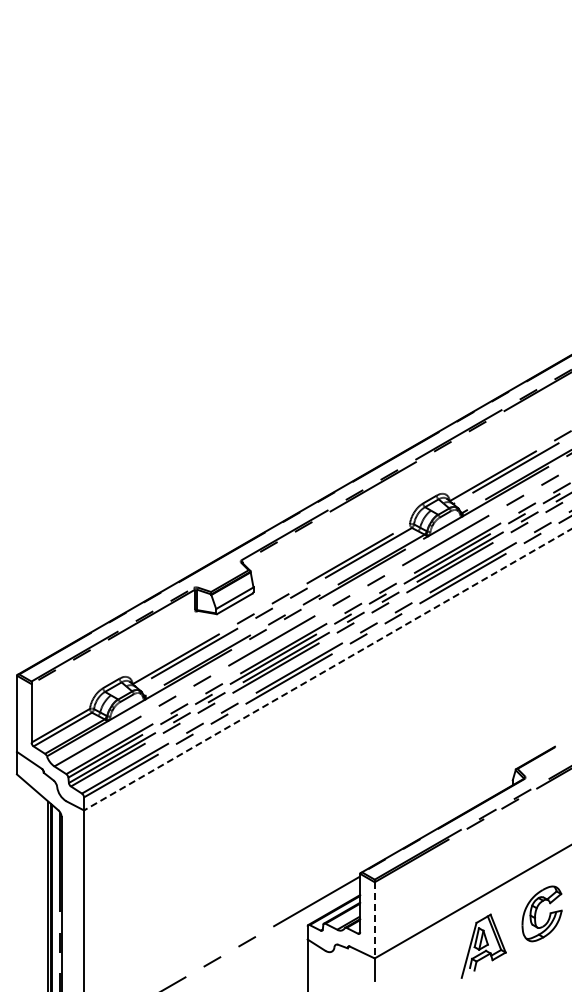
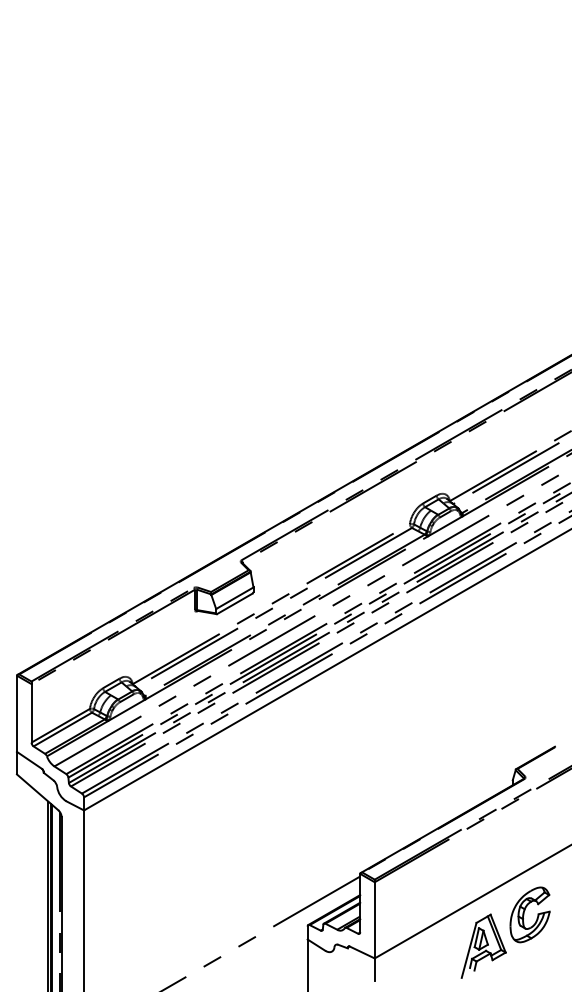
line: dashed -> solid (327, 669)
part position: (541, 913) -> (529, 914) (529, 914)
line: dashed -> solid (374, 920)
